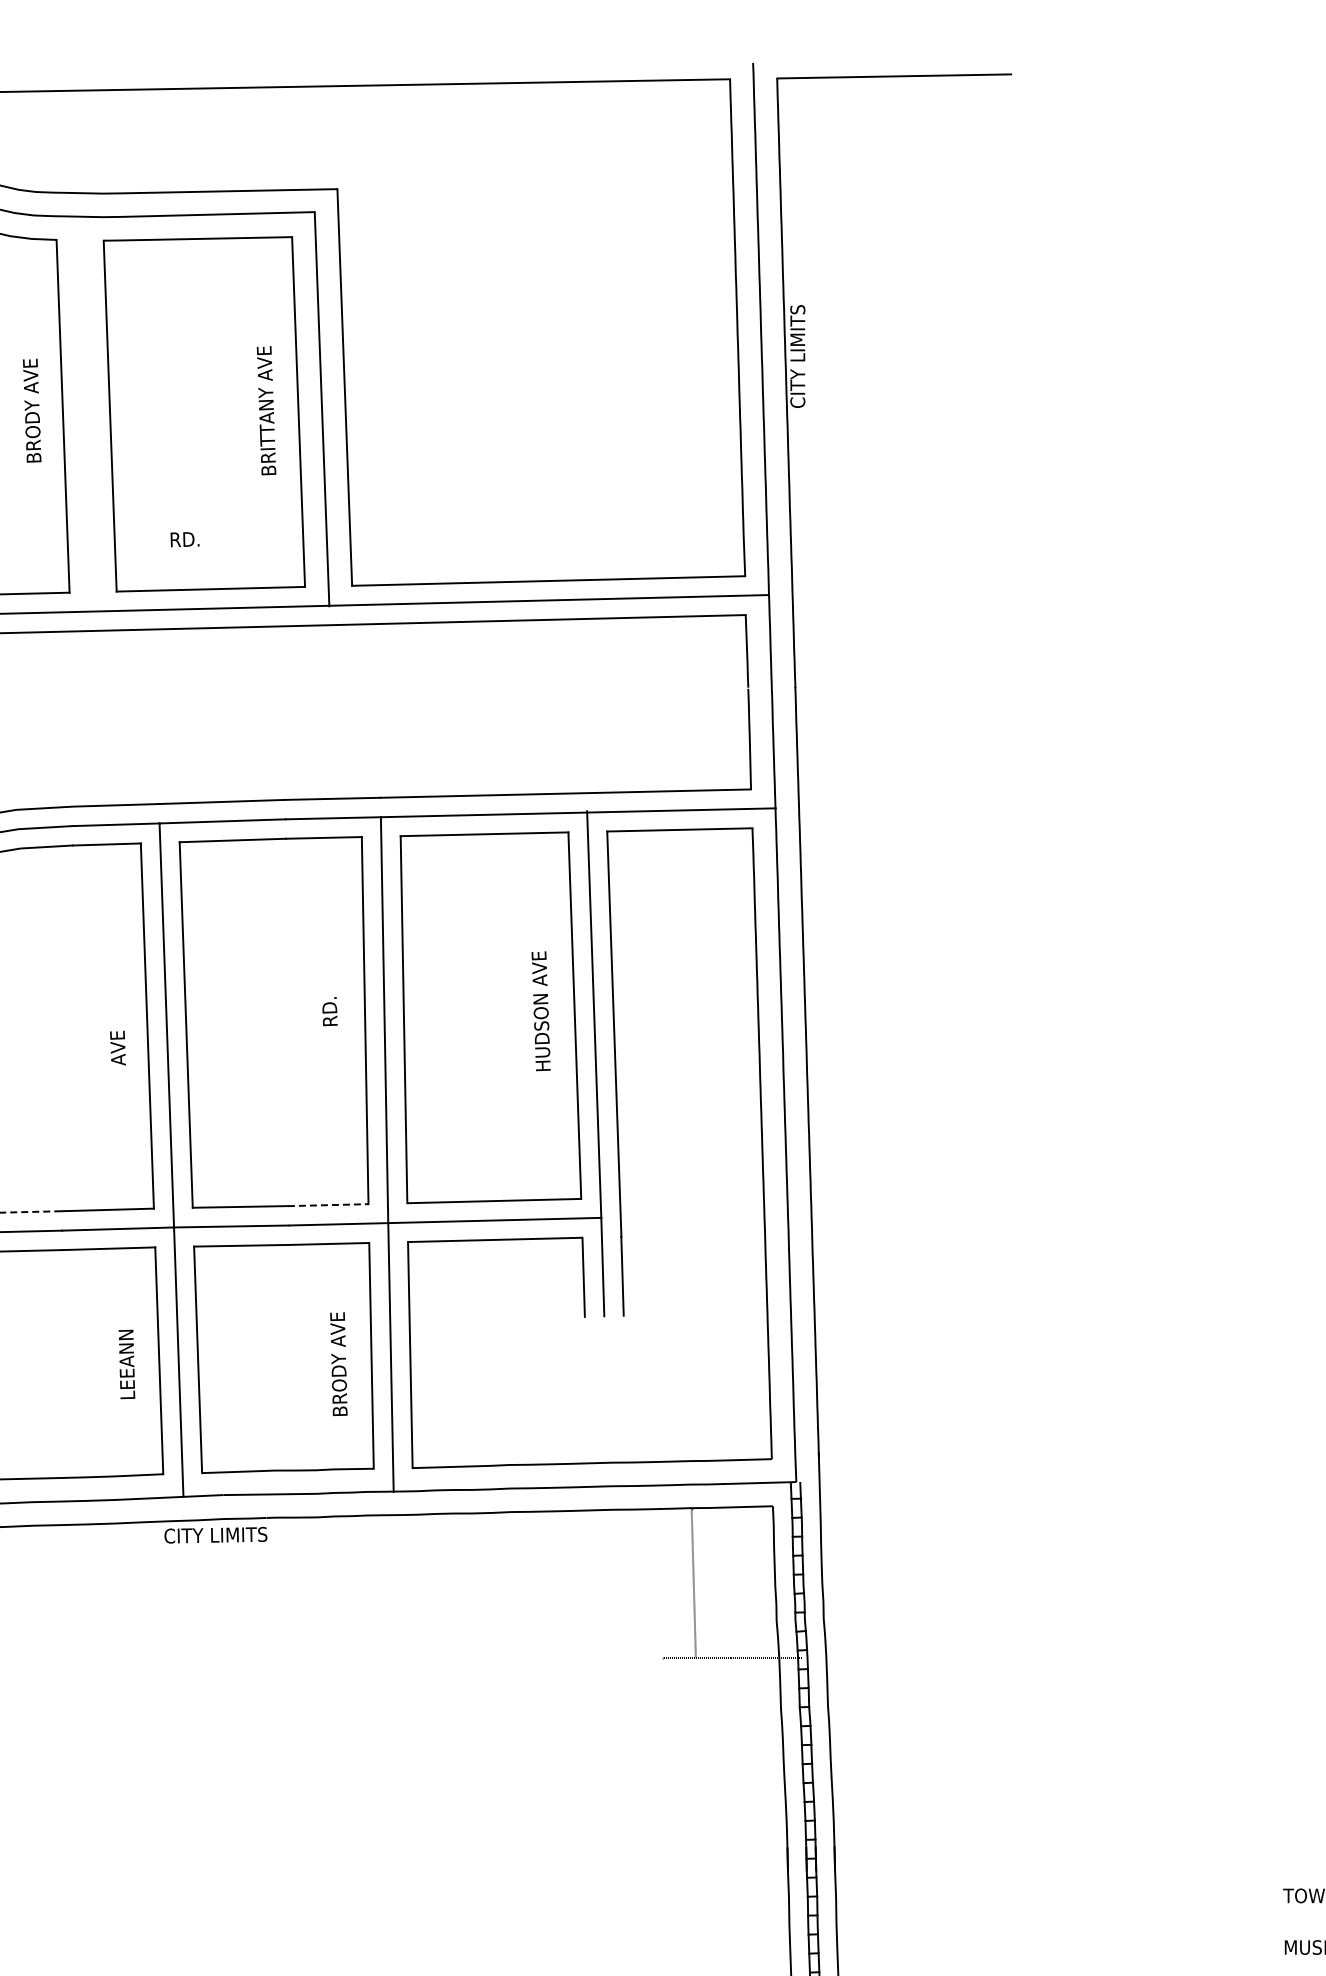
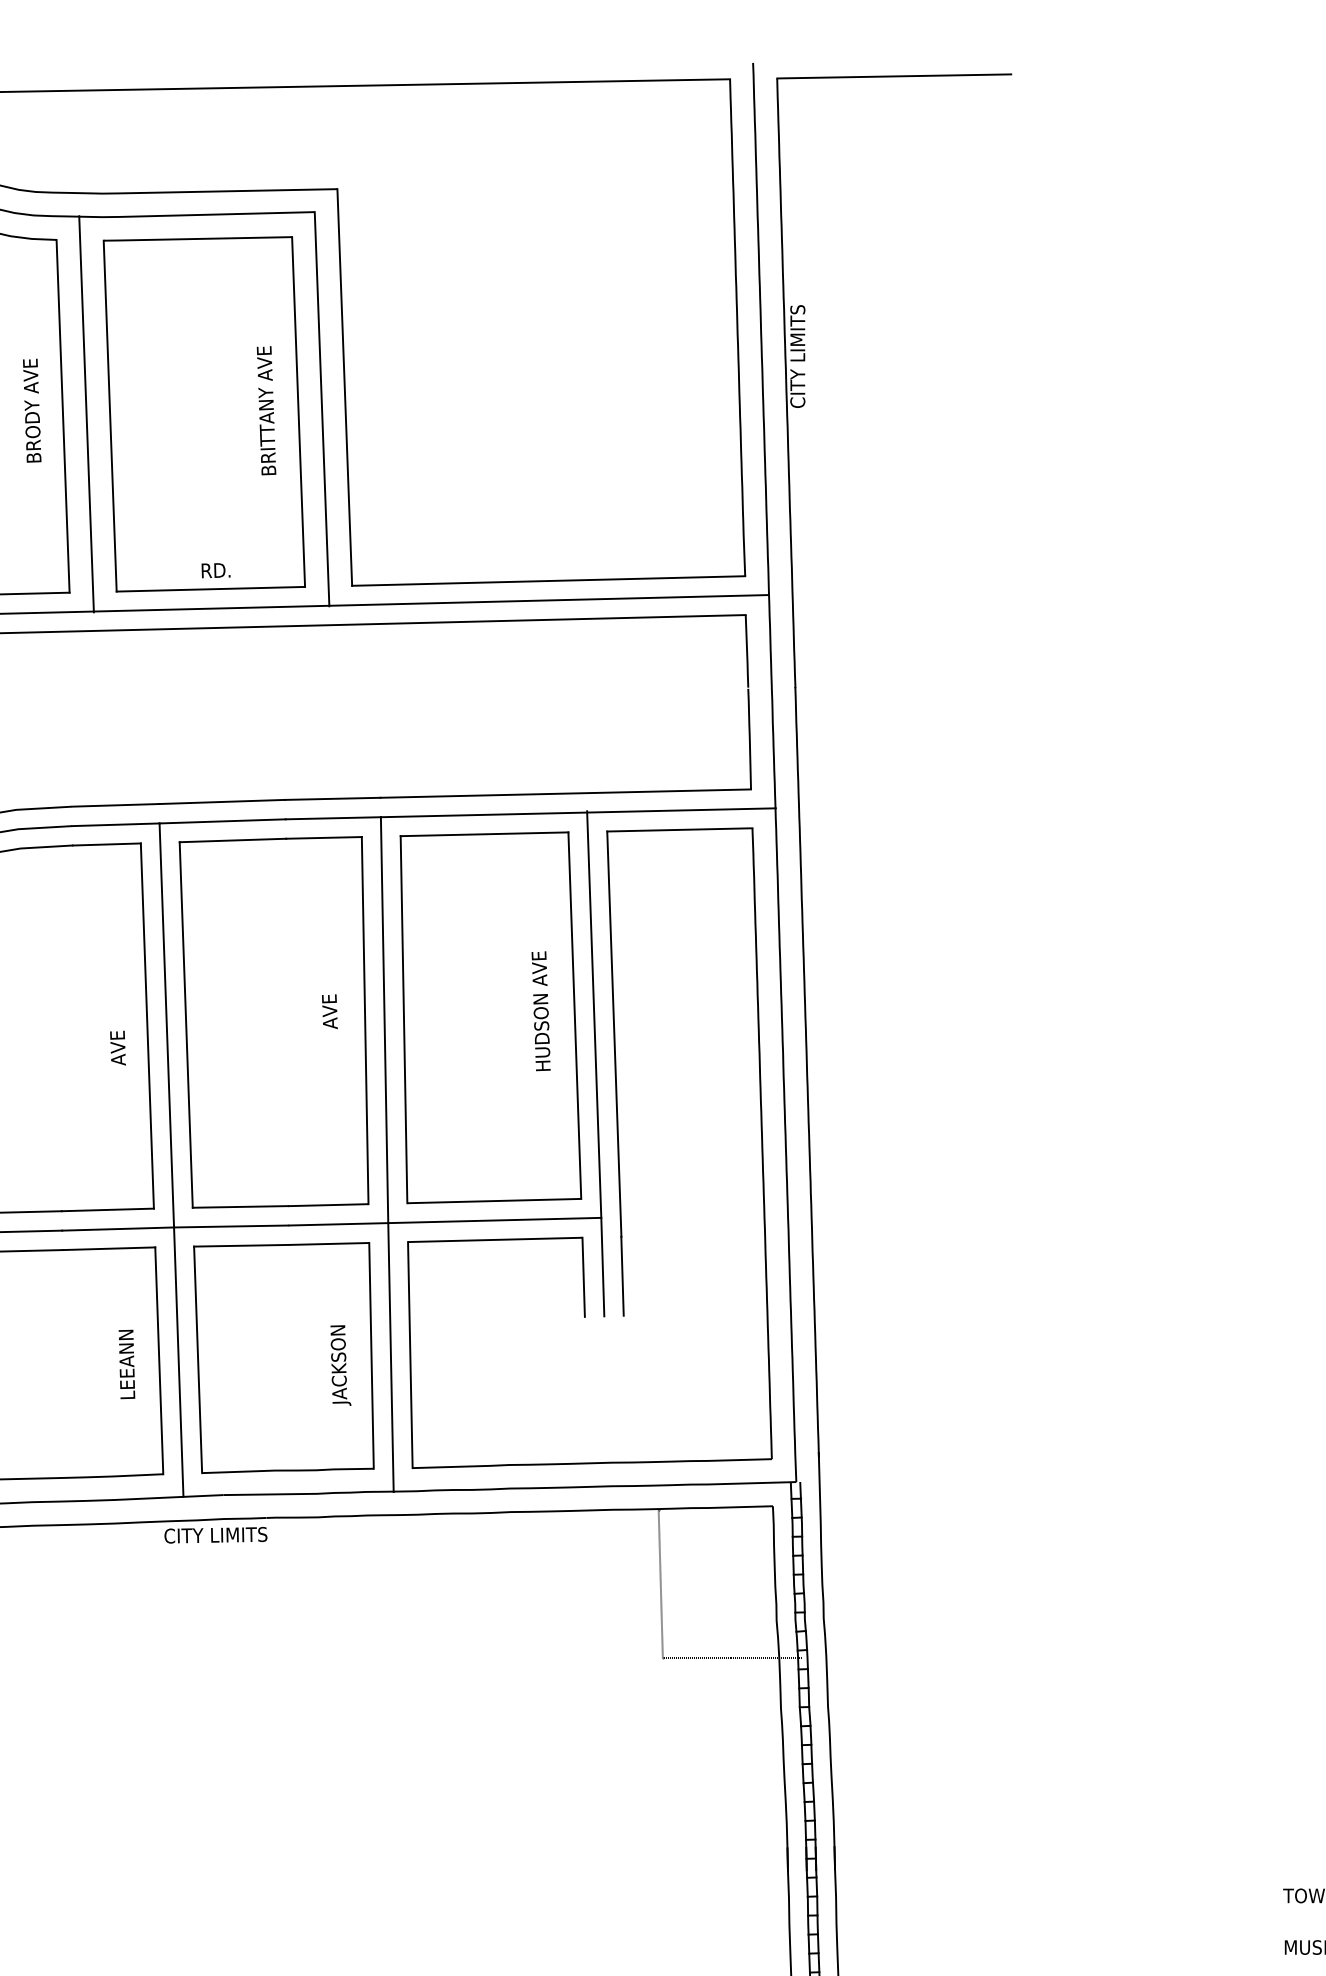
line: none -> present (86, 414)
text position: (184, 539) -> (215, 570) (215, 570)
text: RD. -> AVE (329, 1011)
line: dashed -> solid (328, 1205)
line: dashed -> solid (30, 1211)
text: BRODY AVE -> JACKSON (340, 1364)
line position: (693, 1583) -> (660, 1584) (660, 1584)
